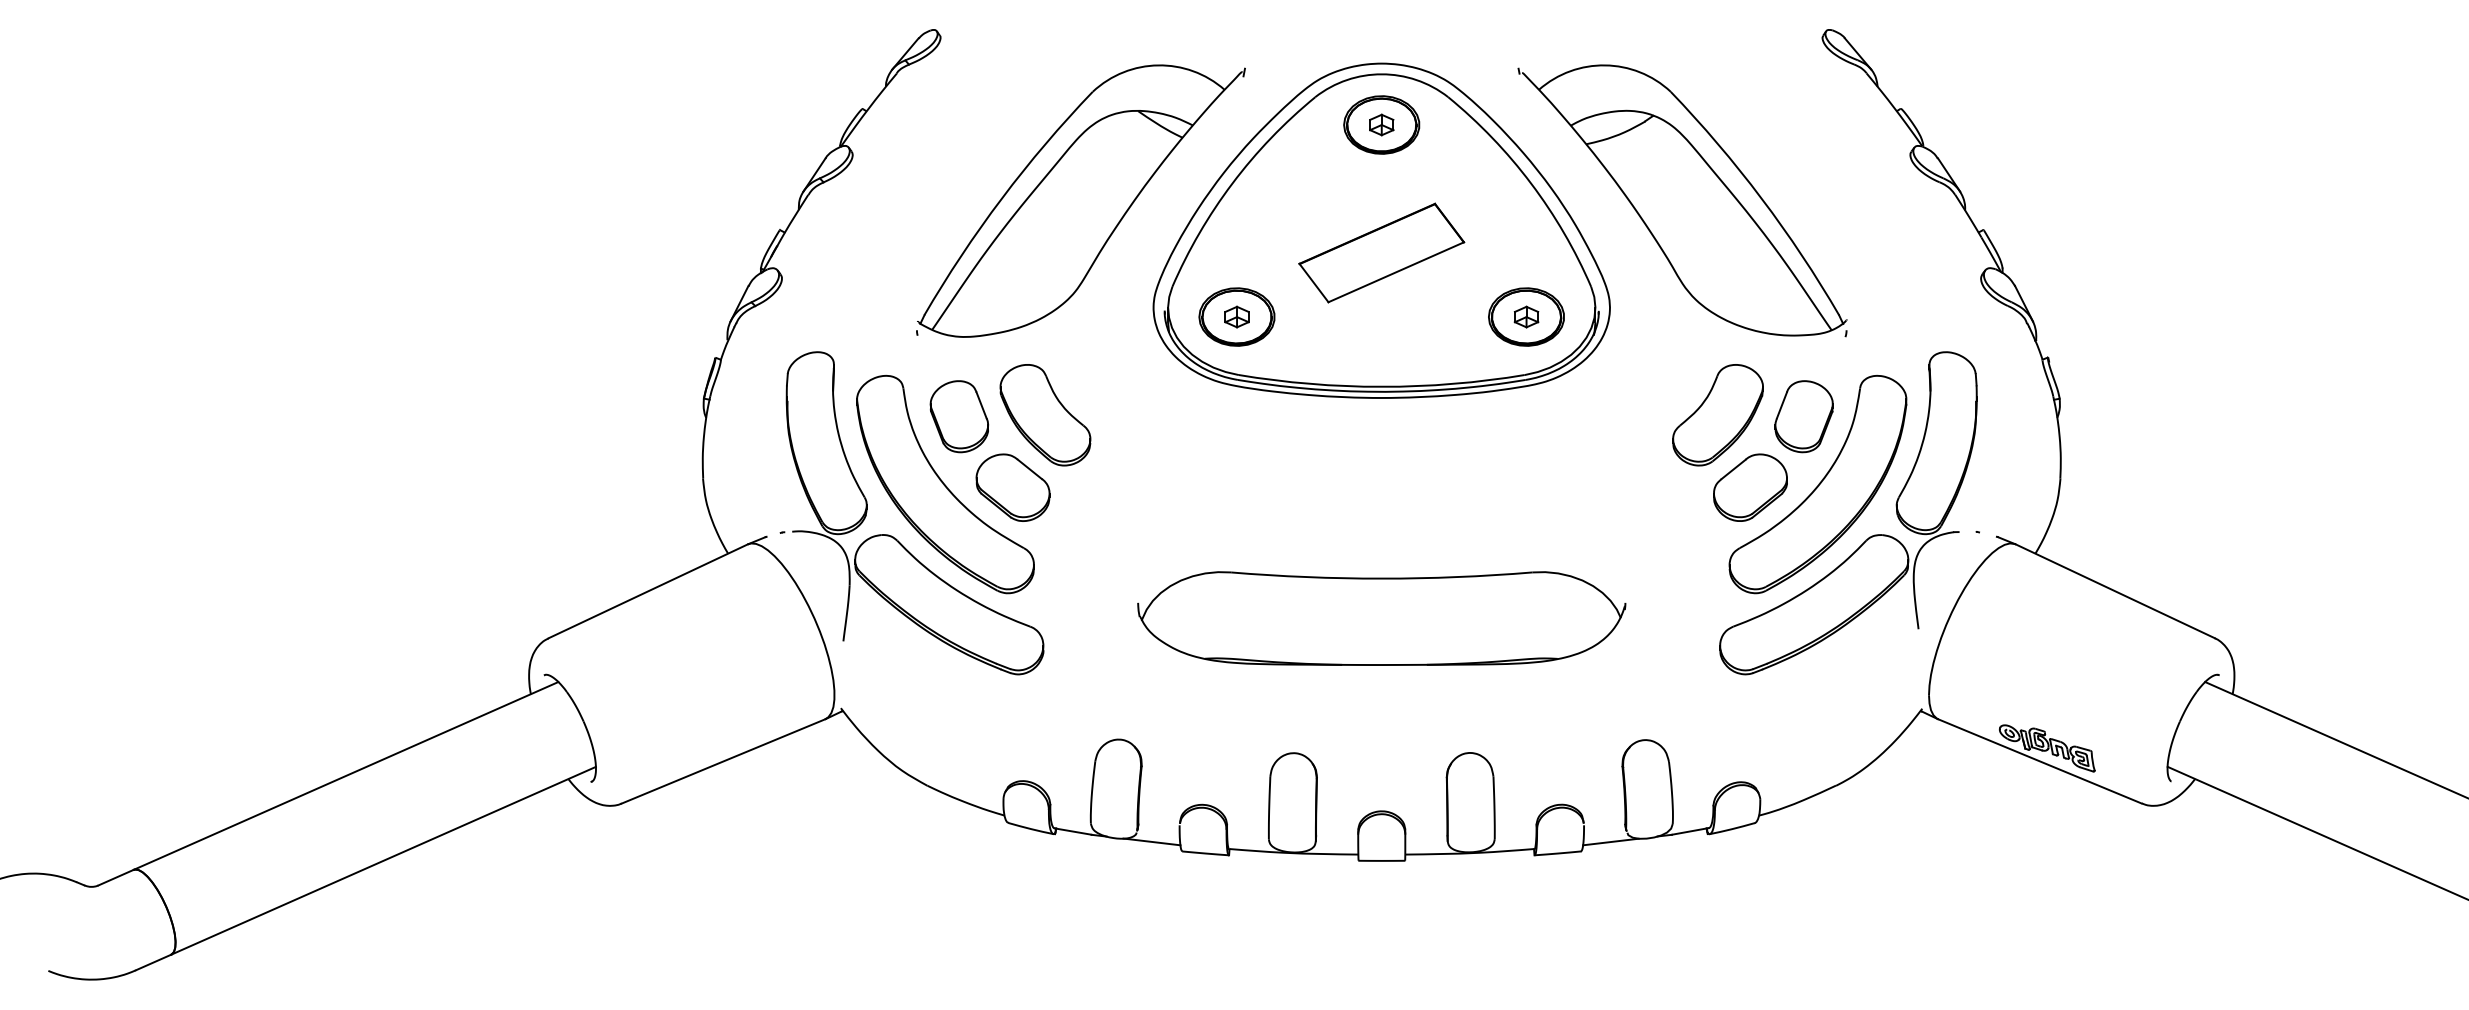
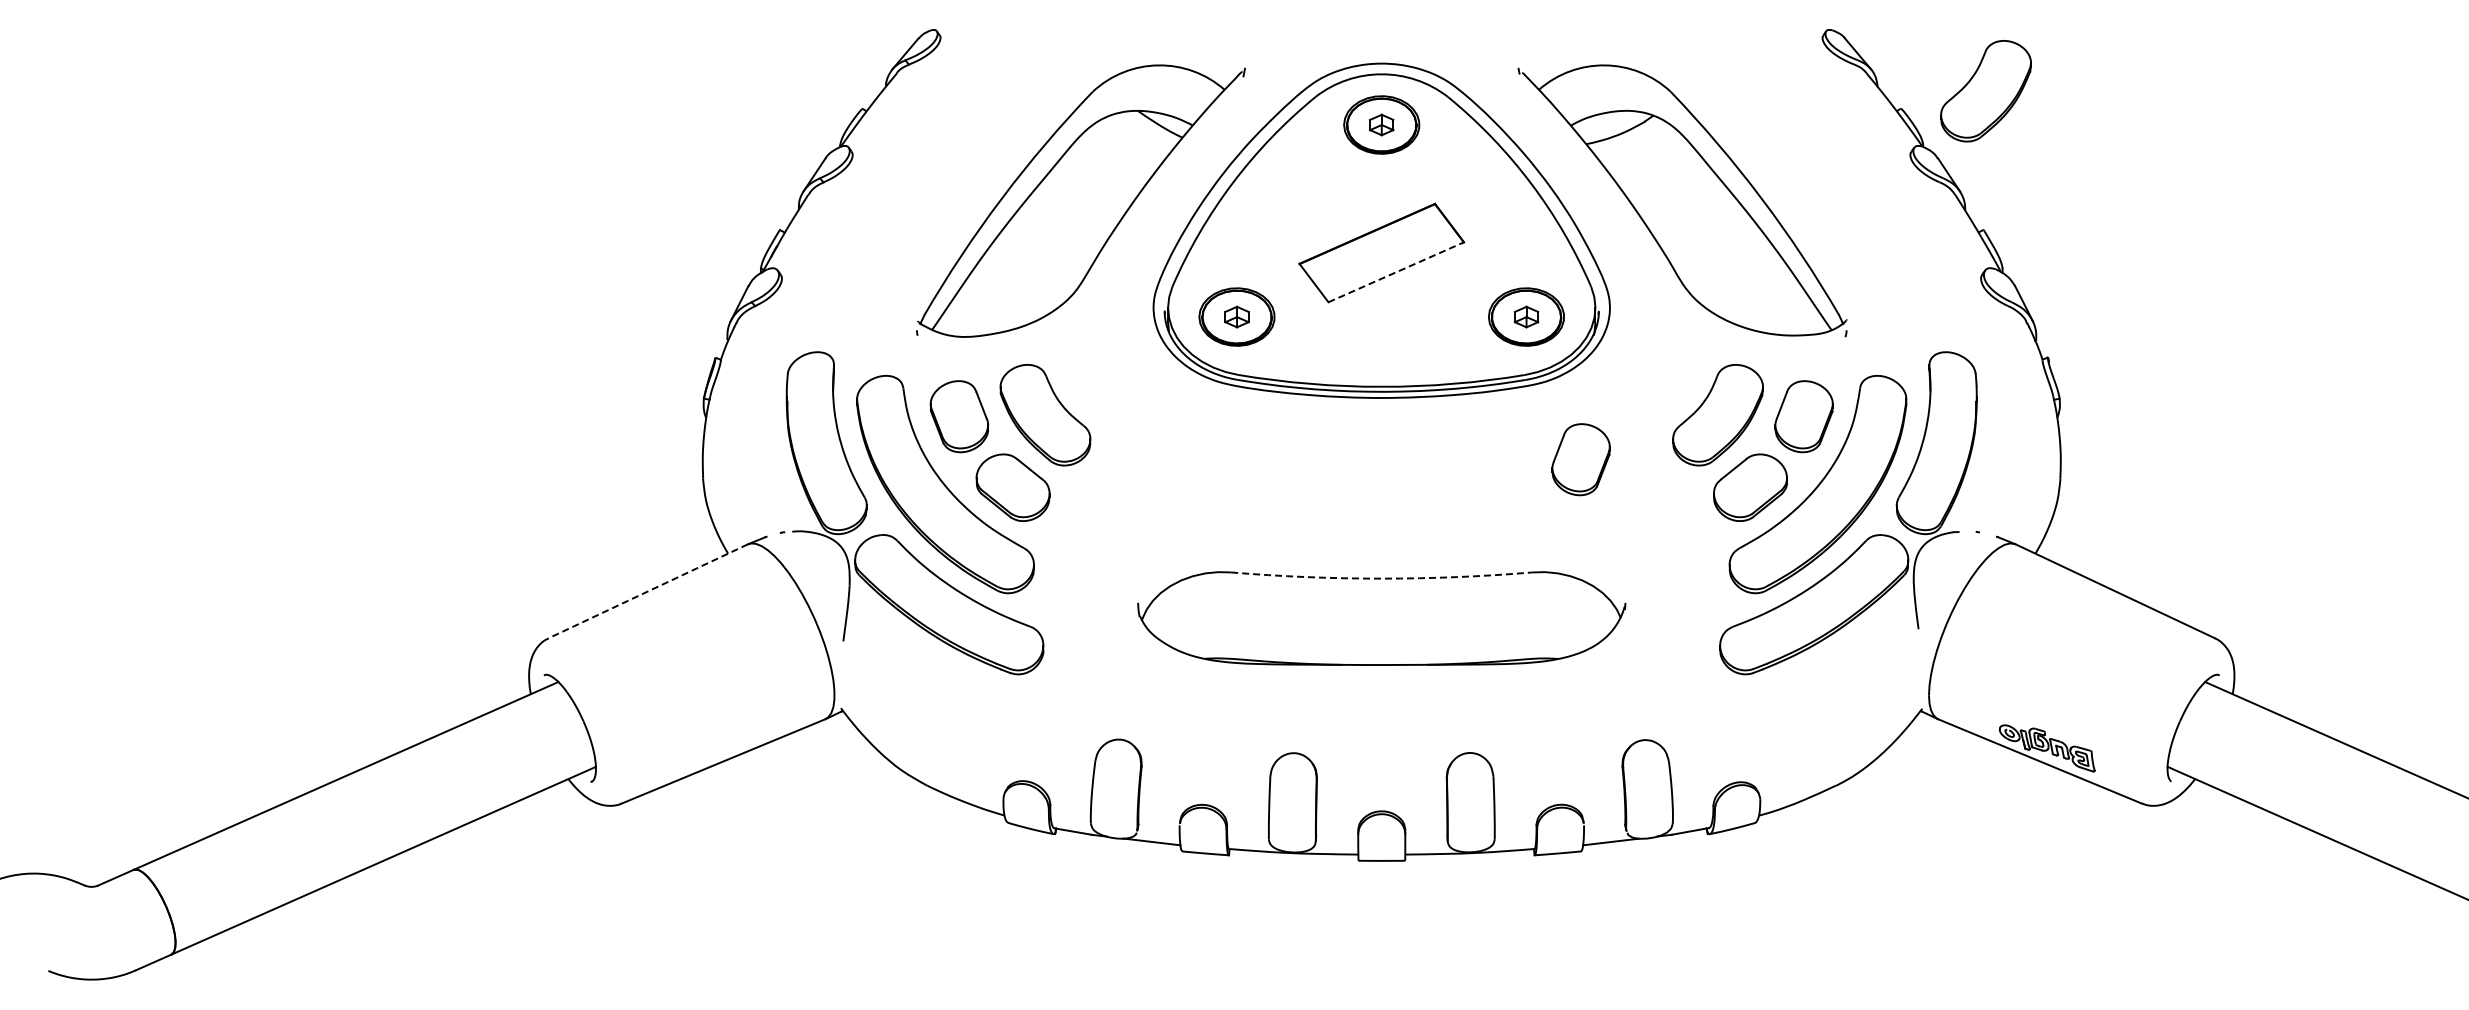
part: none -> present (1985, 91)
line: solid -> dashed (1396, 272)
part: none -> present (1580, 459)
arc: solid -> dashed (1381, 578)
line: solid -> dashed (647, 591)
